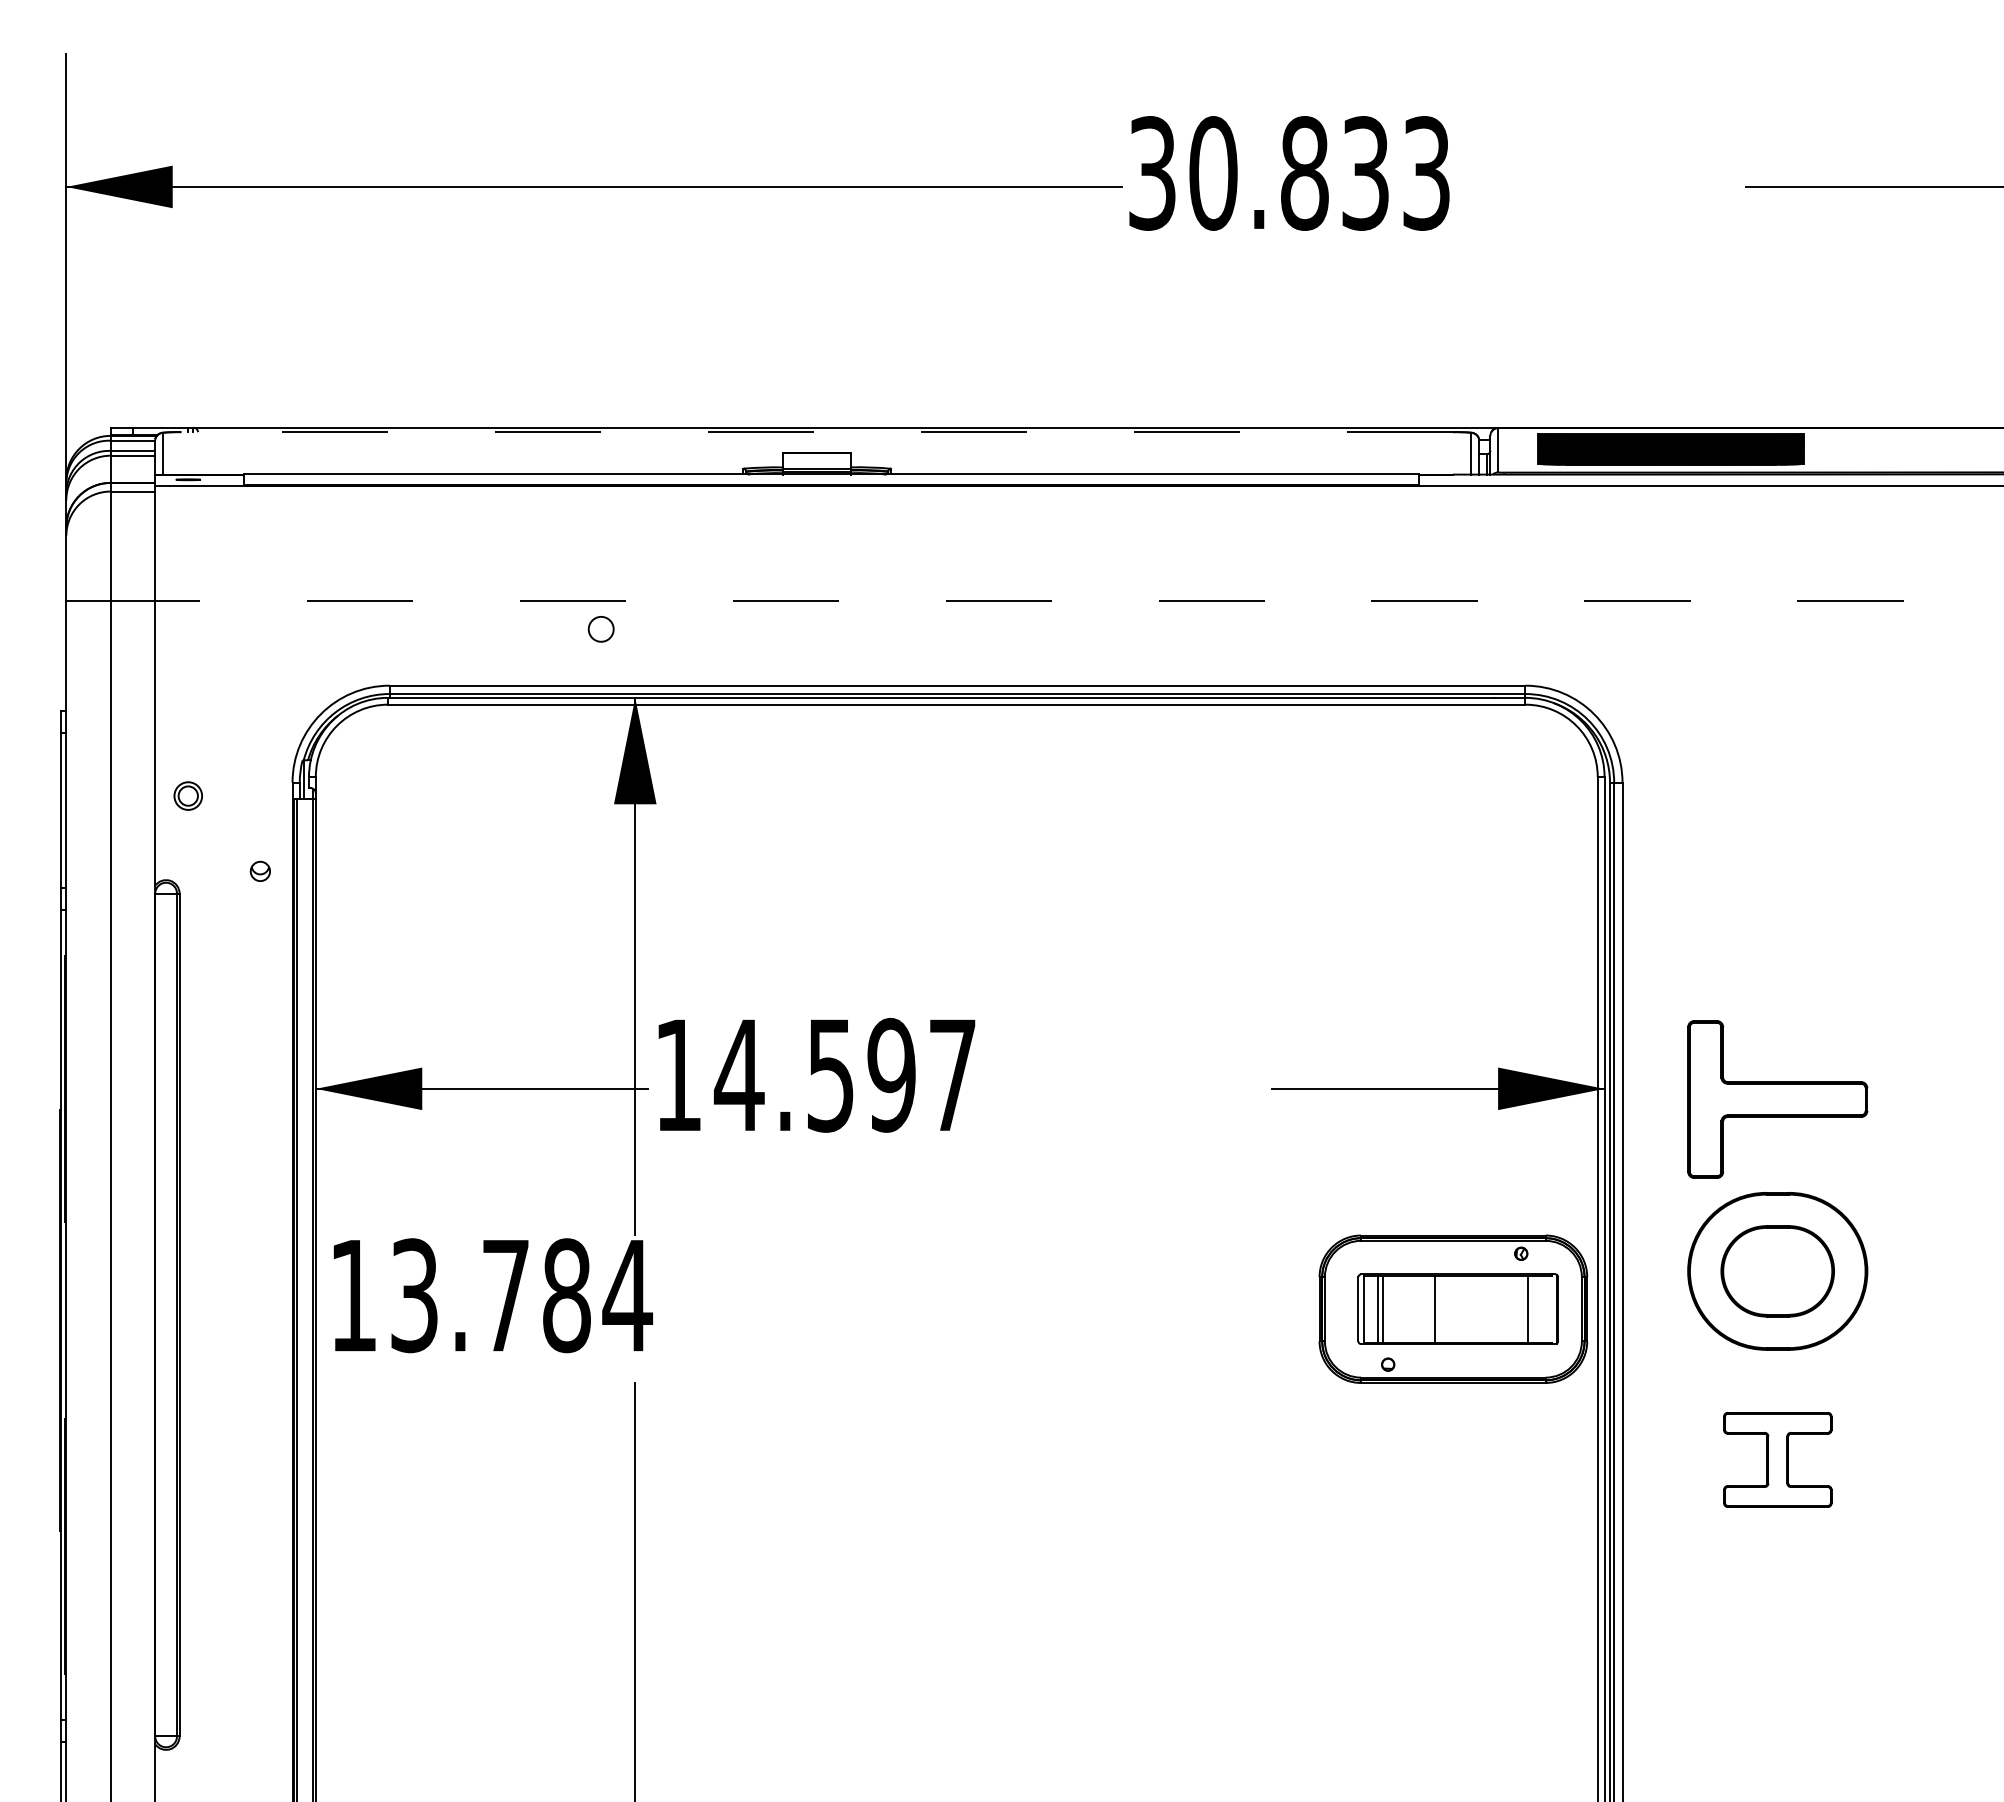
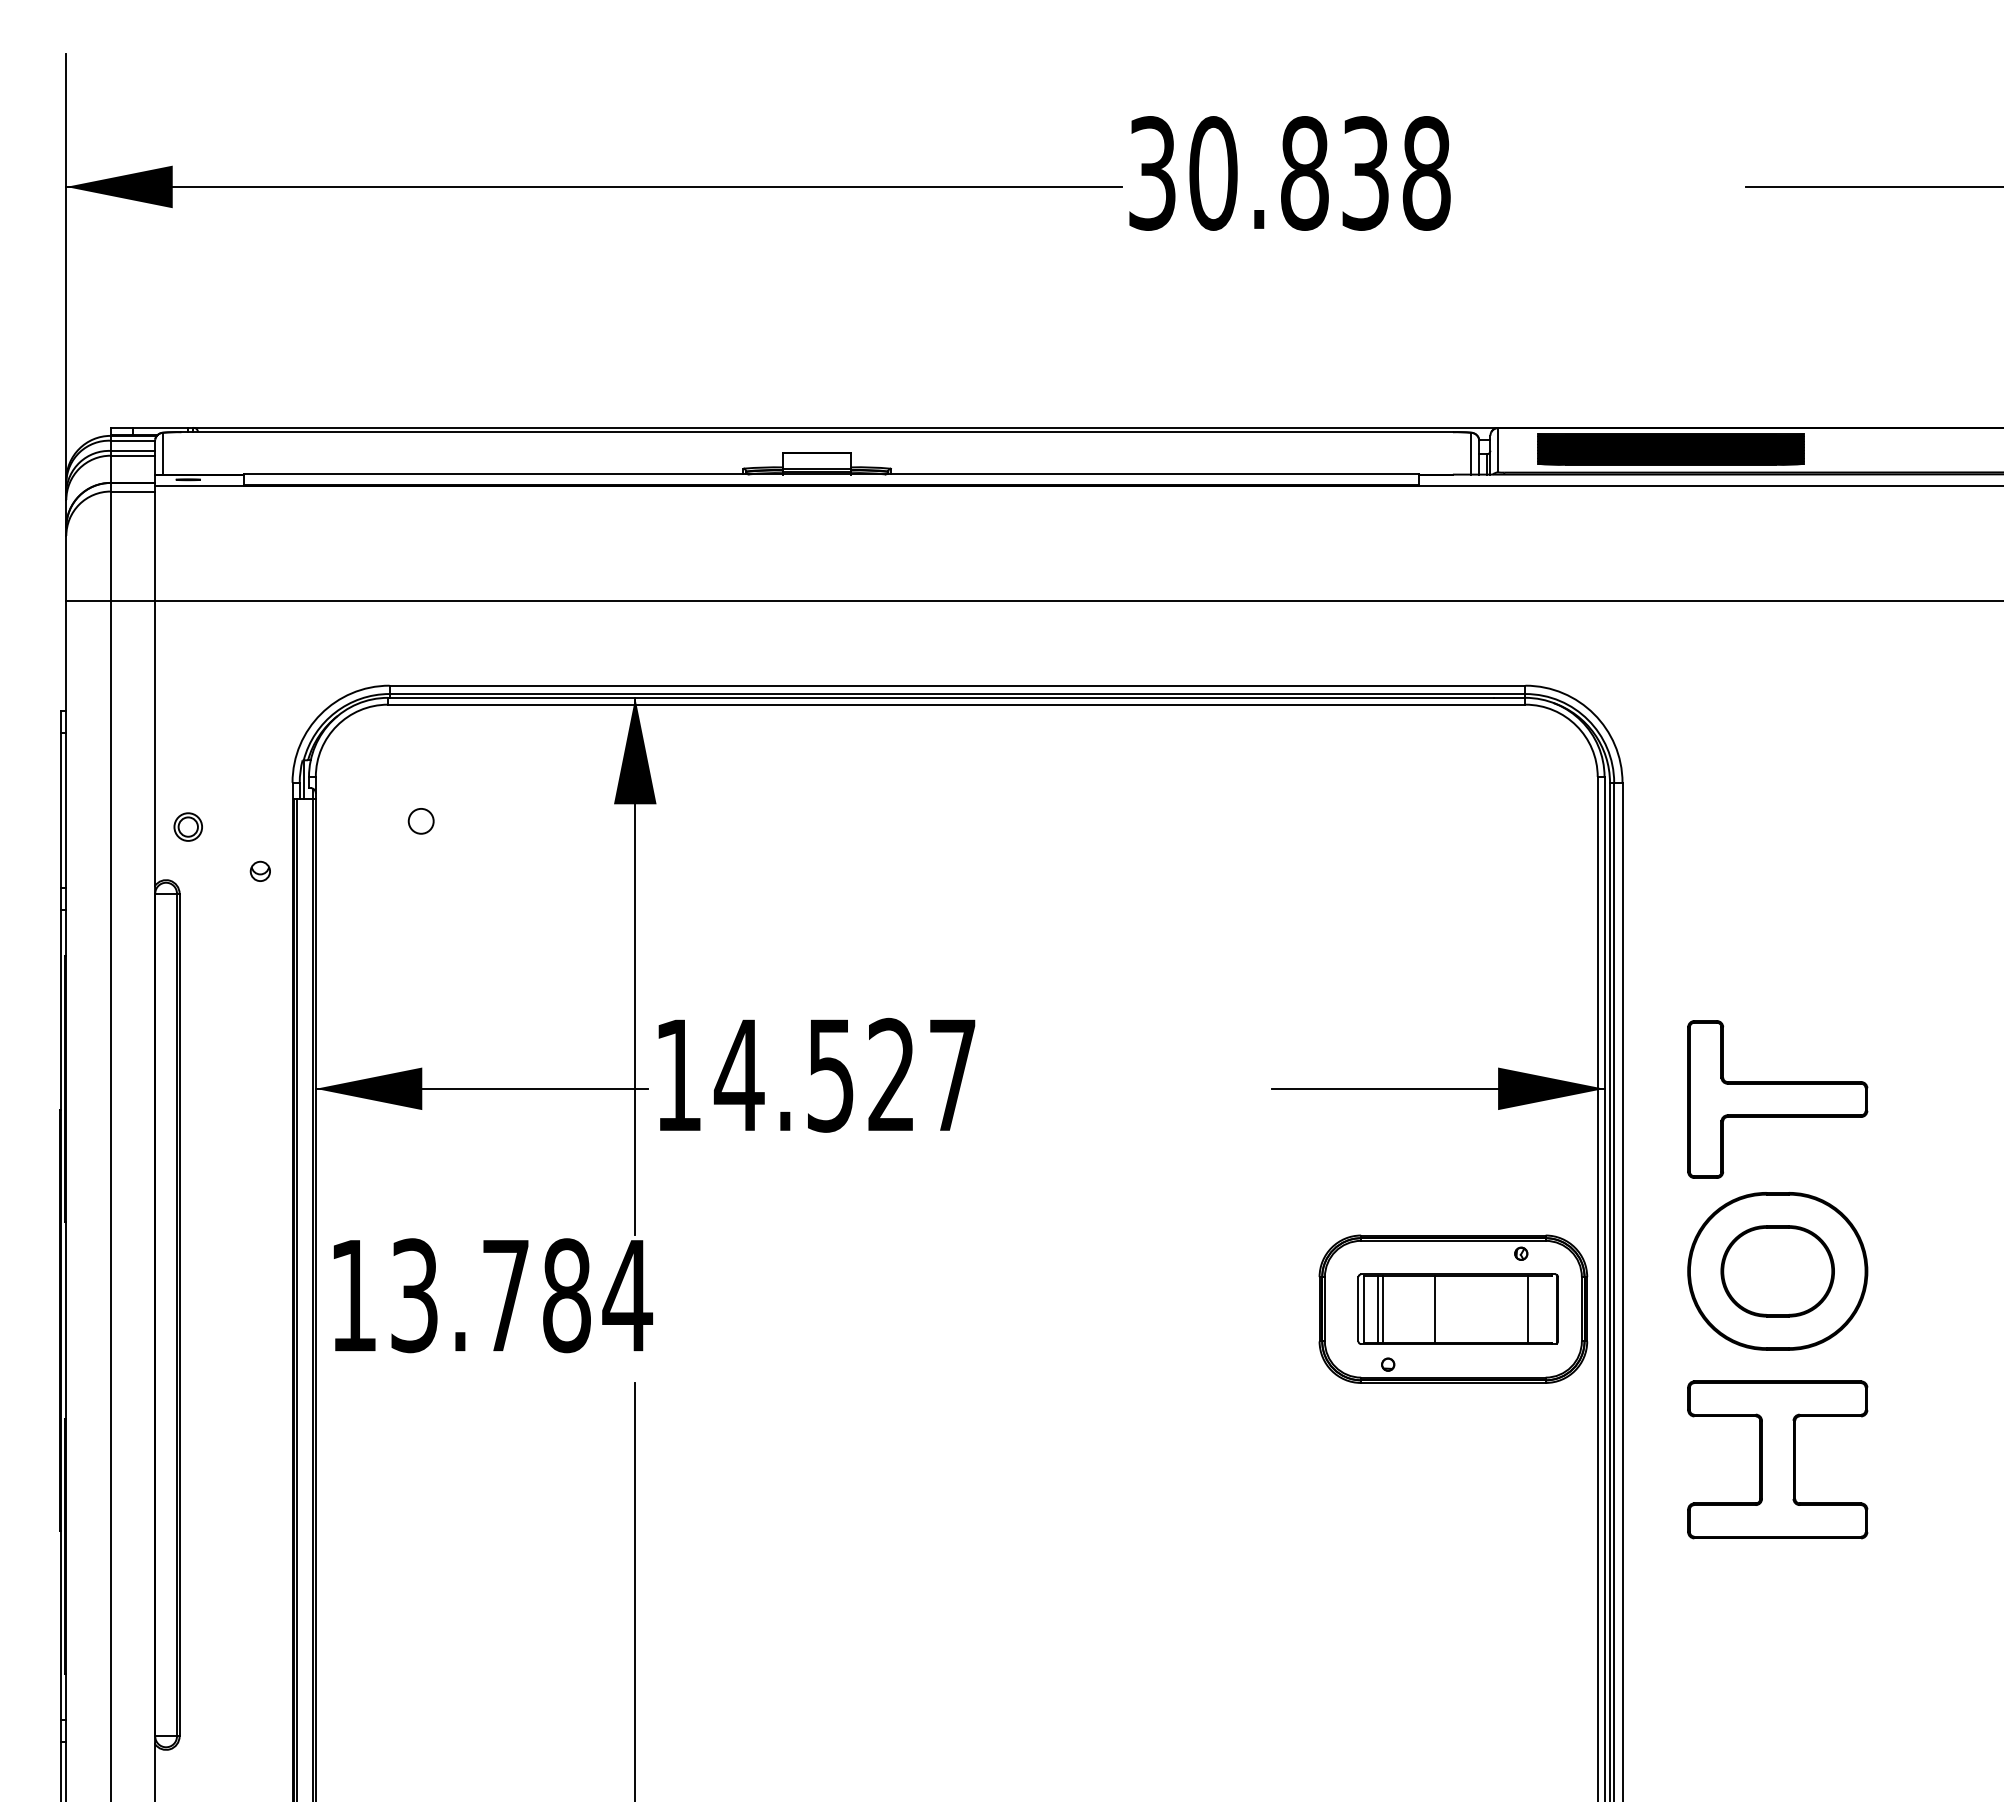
text: 30.833 -> 30.838 (1426, 173)
line: dashed -> solid (817, 432)
line: dashed -> solid (1078, 601)
circle position: (600, 629) -> (420, 821) (420, 821)
part position: (187, 795) -> (187, 826) (187, 826)
text: 14.597 -> 14.527 (891, 1074)
part size: 110x96 px -> 182x160 px (1777, 1459)
